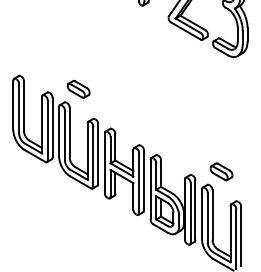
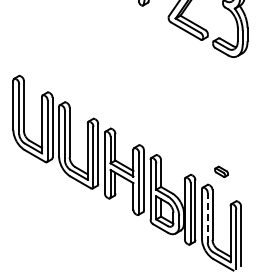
part: present -> none (78, 88)
part size: 25x20 px -> 15x13 px (221, 171)
line: solid -> dashed (207, 217)
